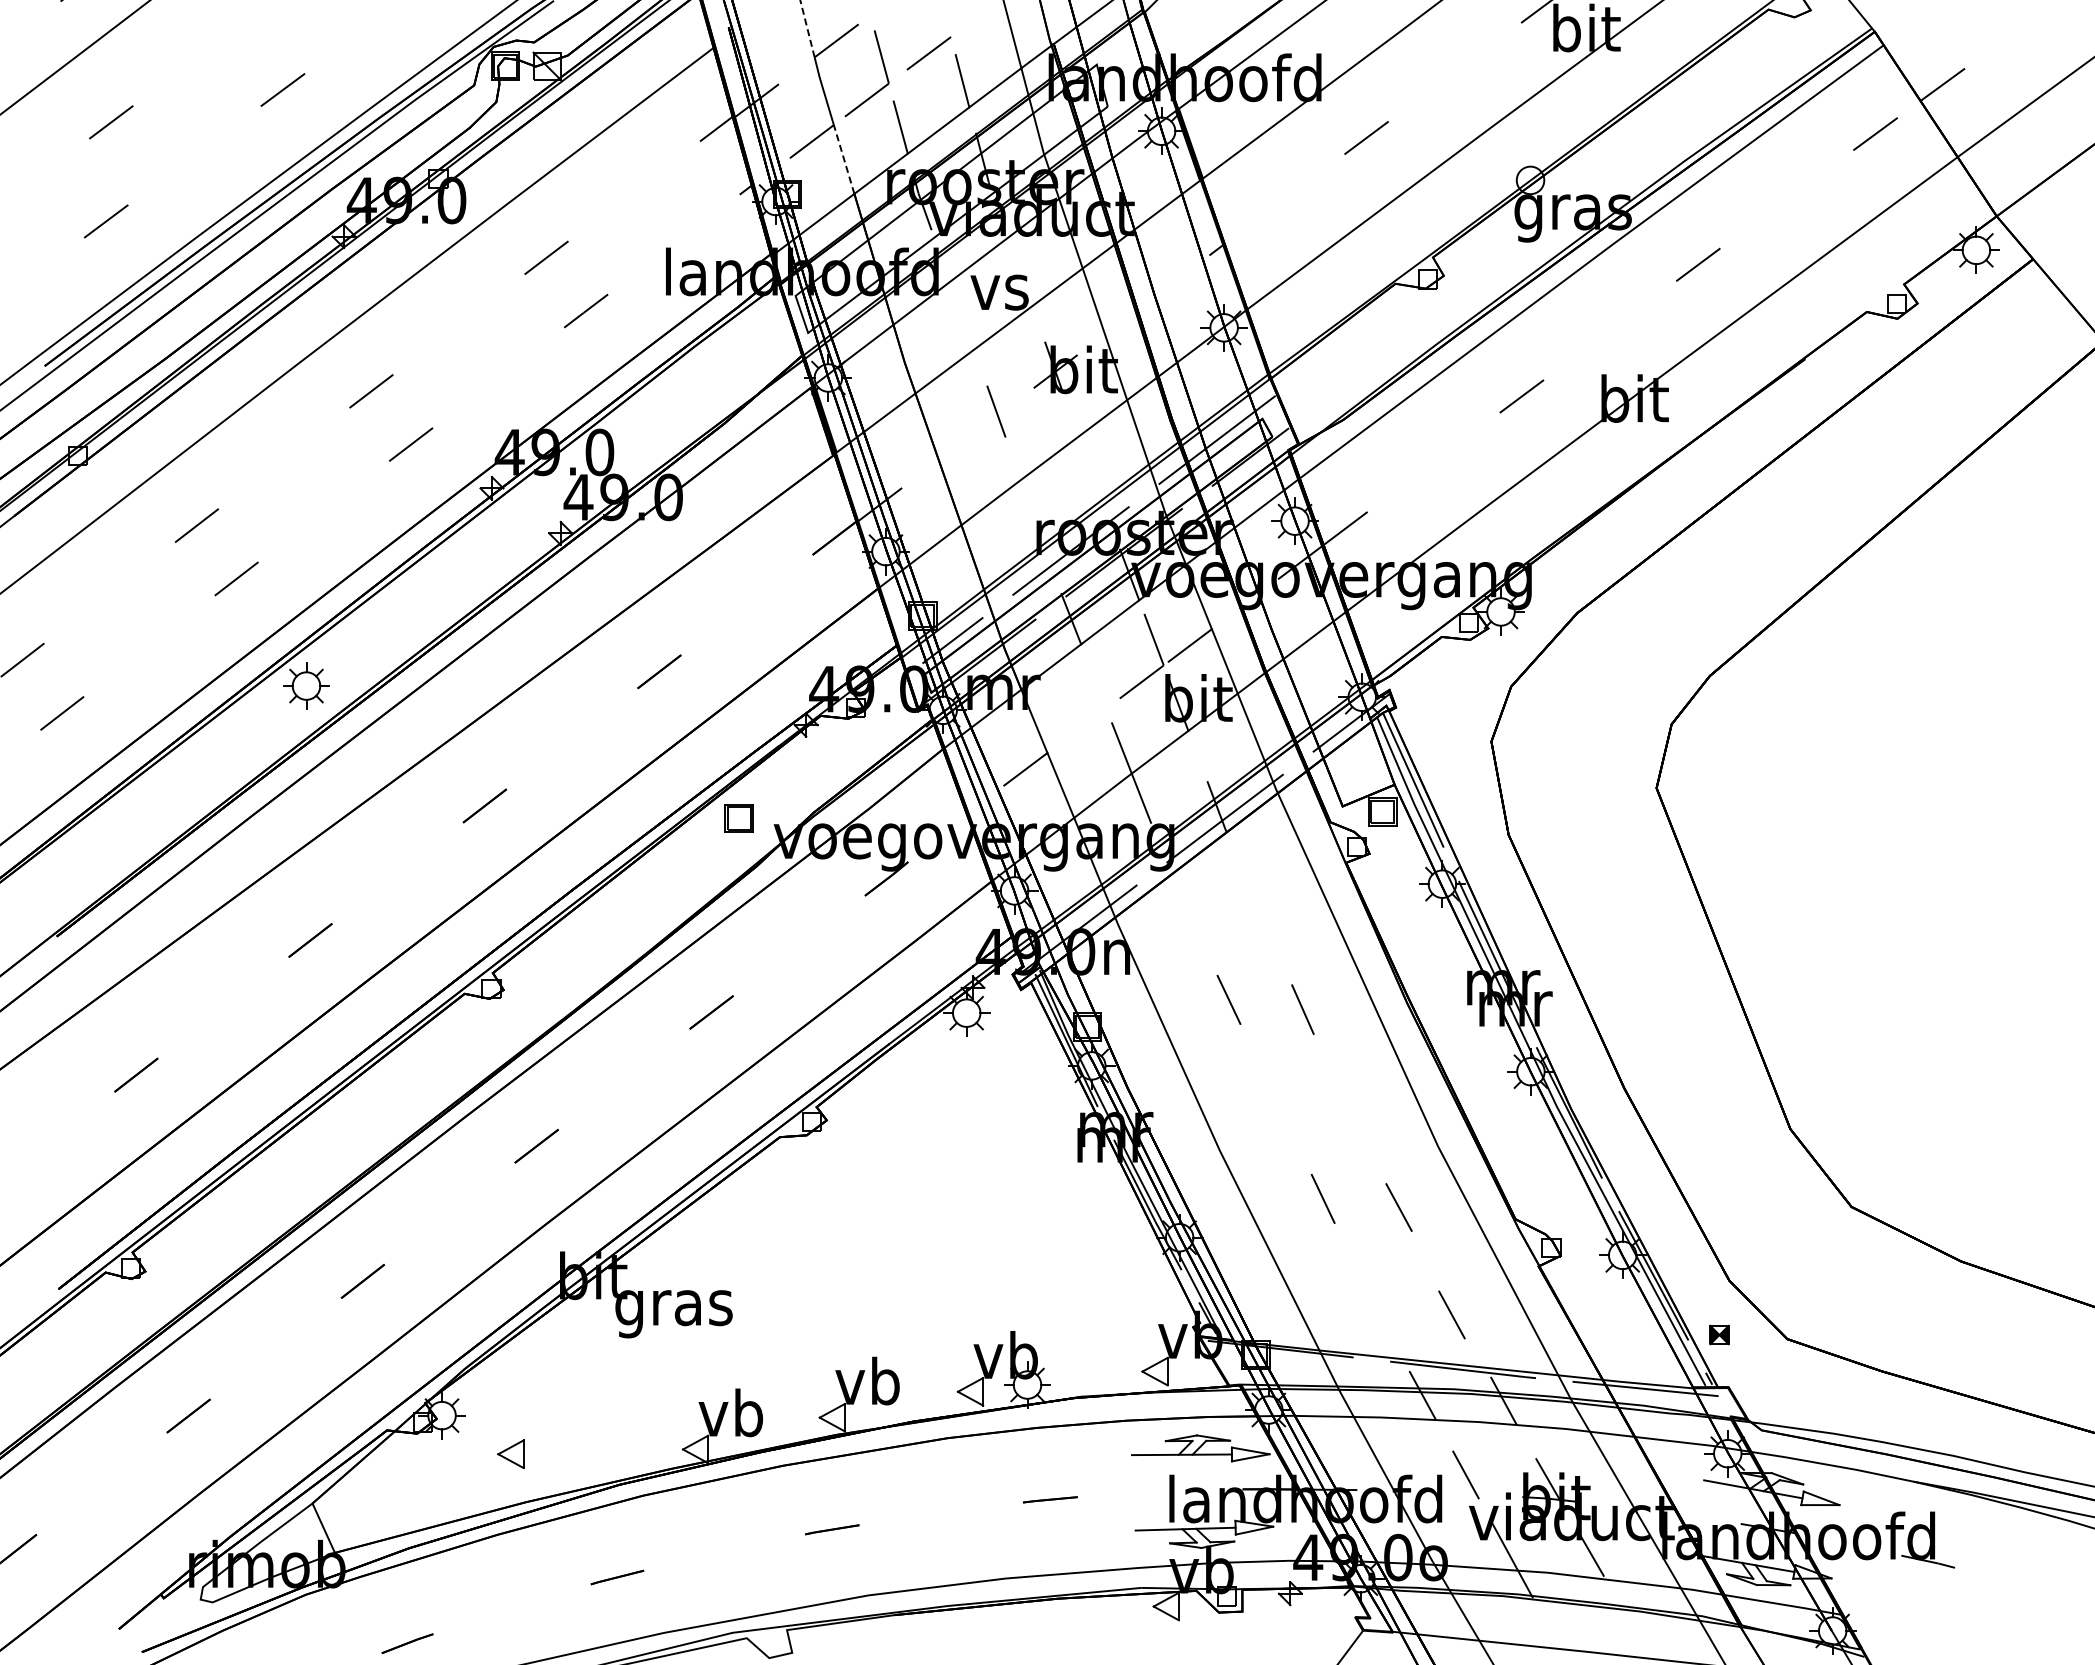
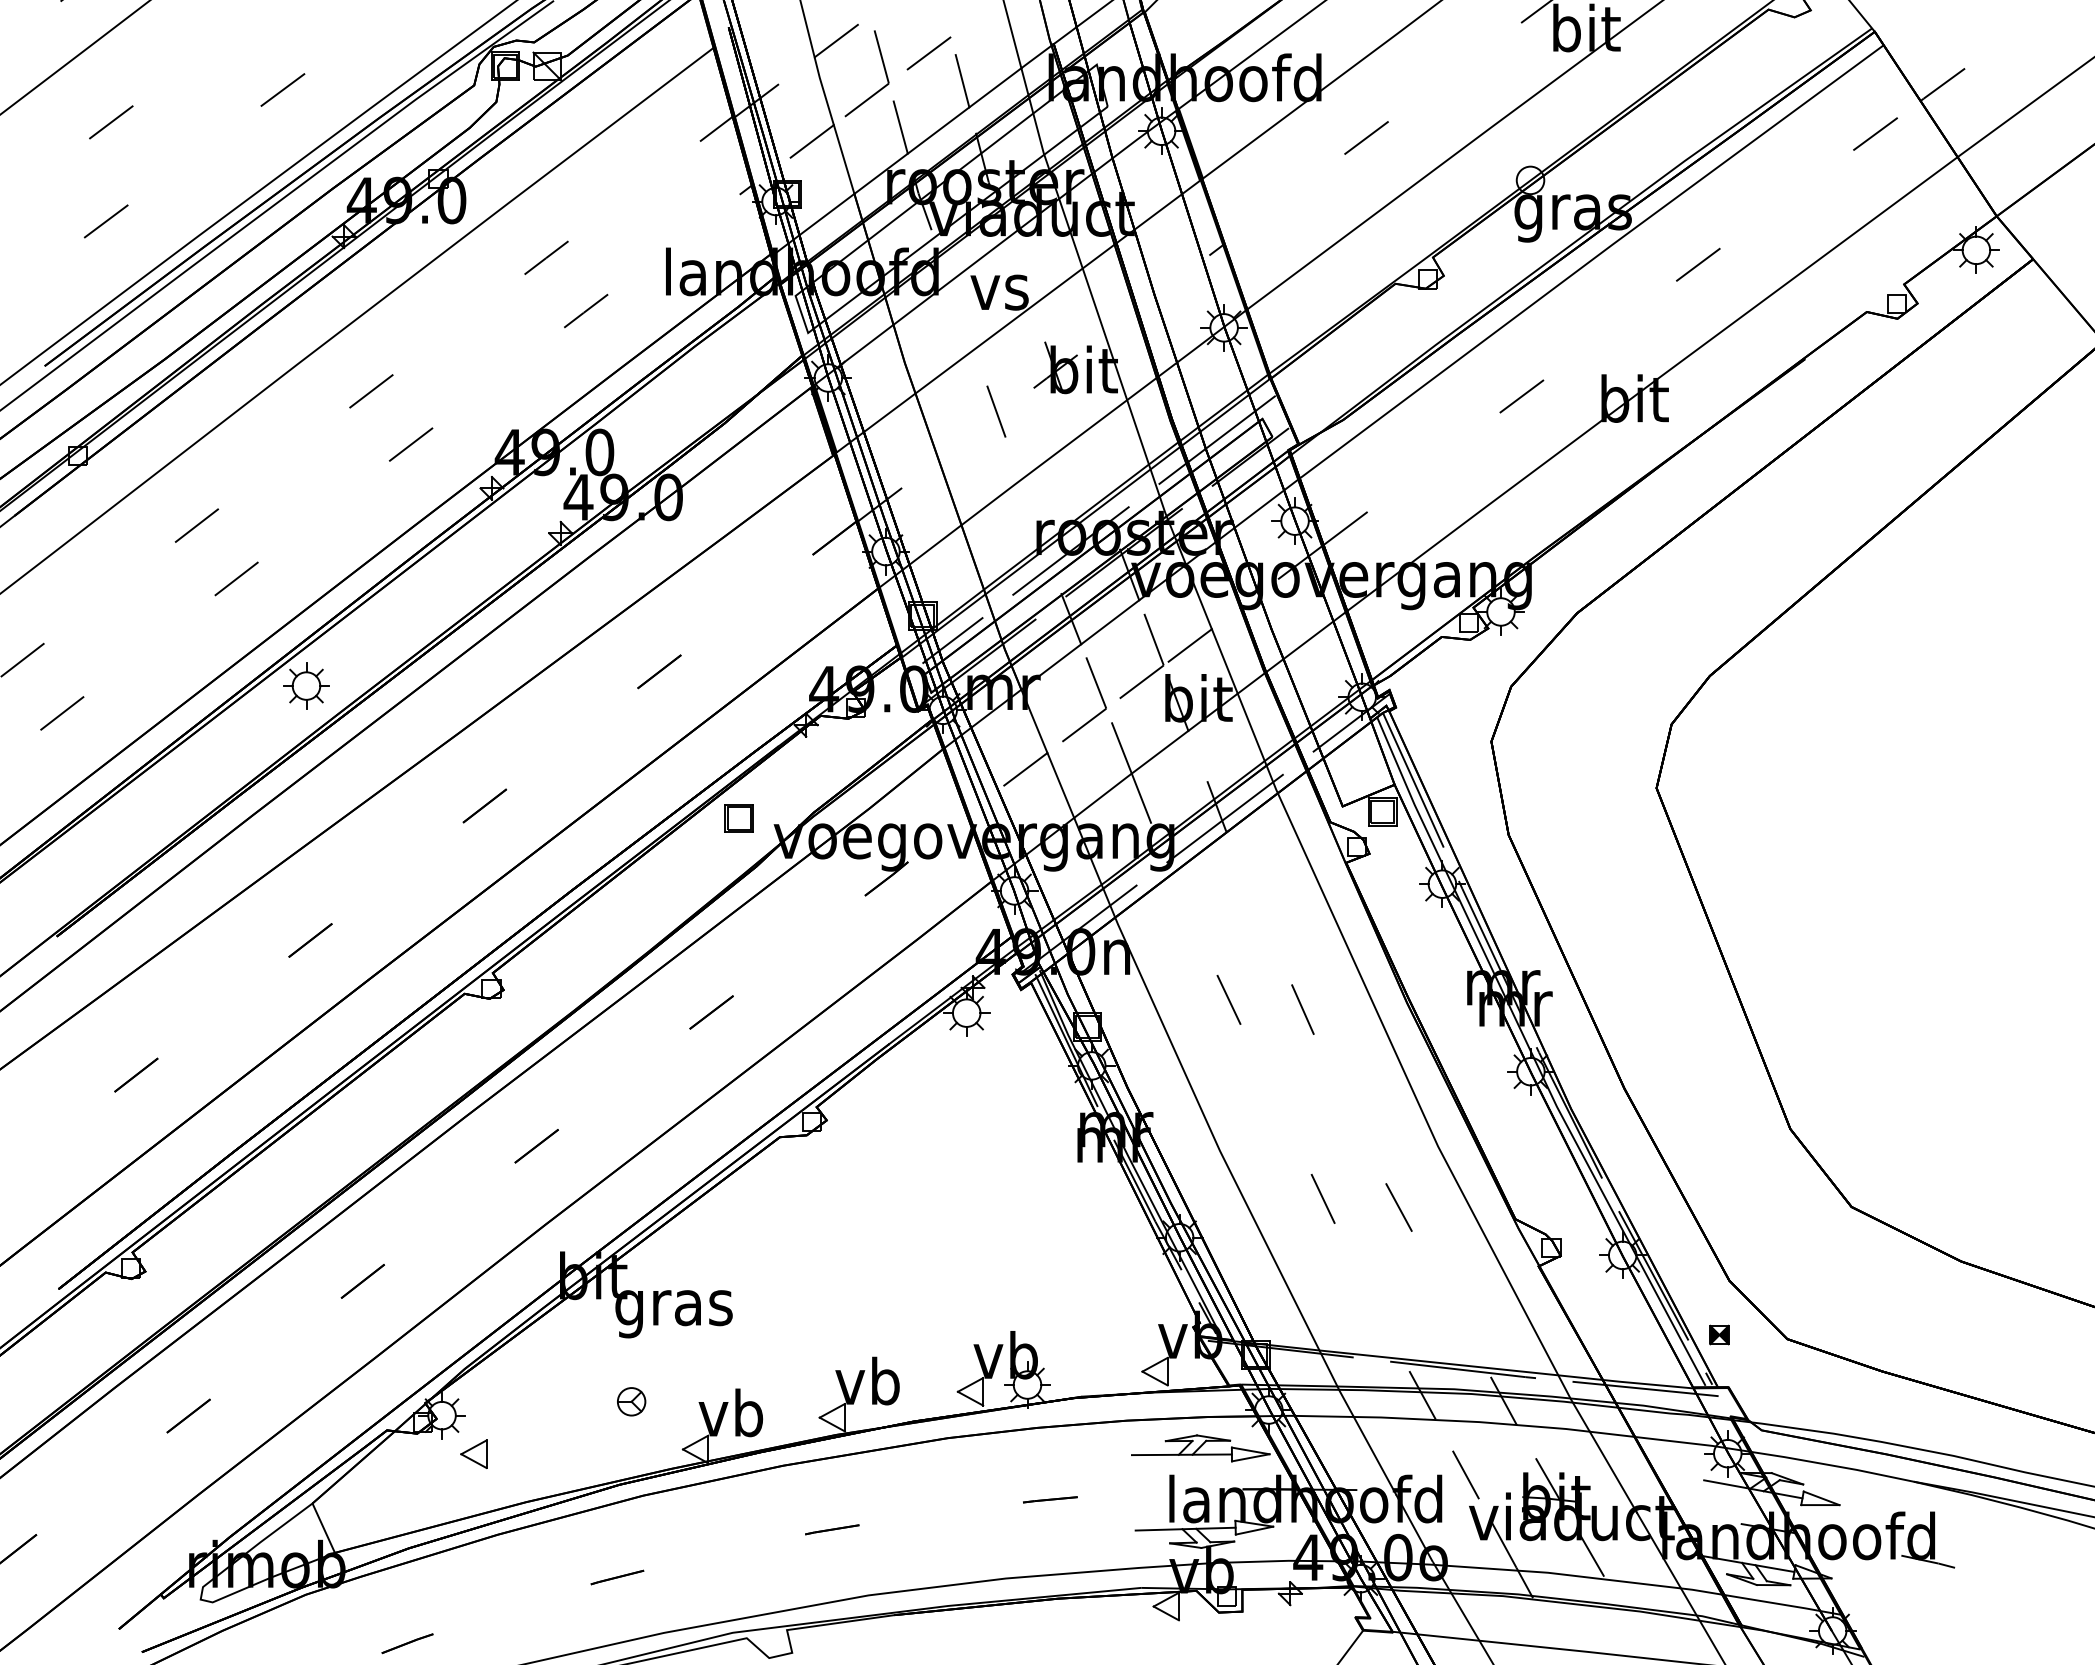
line: dashed -> solid (807, 28)
line: dashed -> solid (844, 159)
part: none -> present (1099, 694)
line: present -> none (1451, 1314)
part: none -> present (631, 1401)
part position: (510, 1453) -> (473, 1453) (473, 1453)
